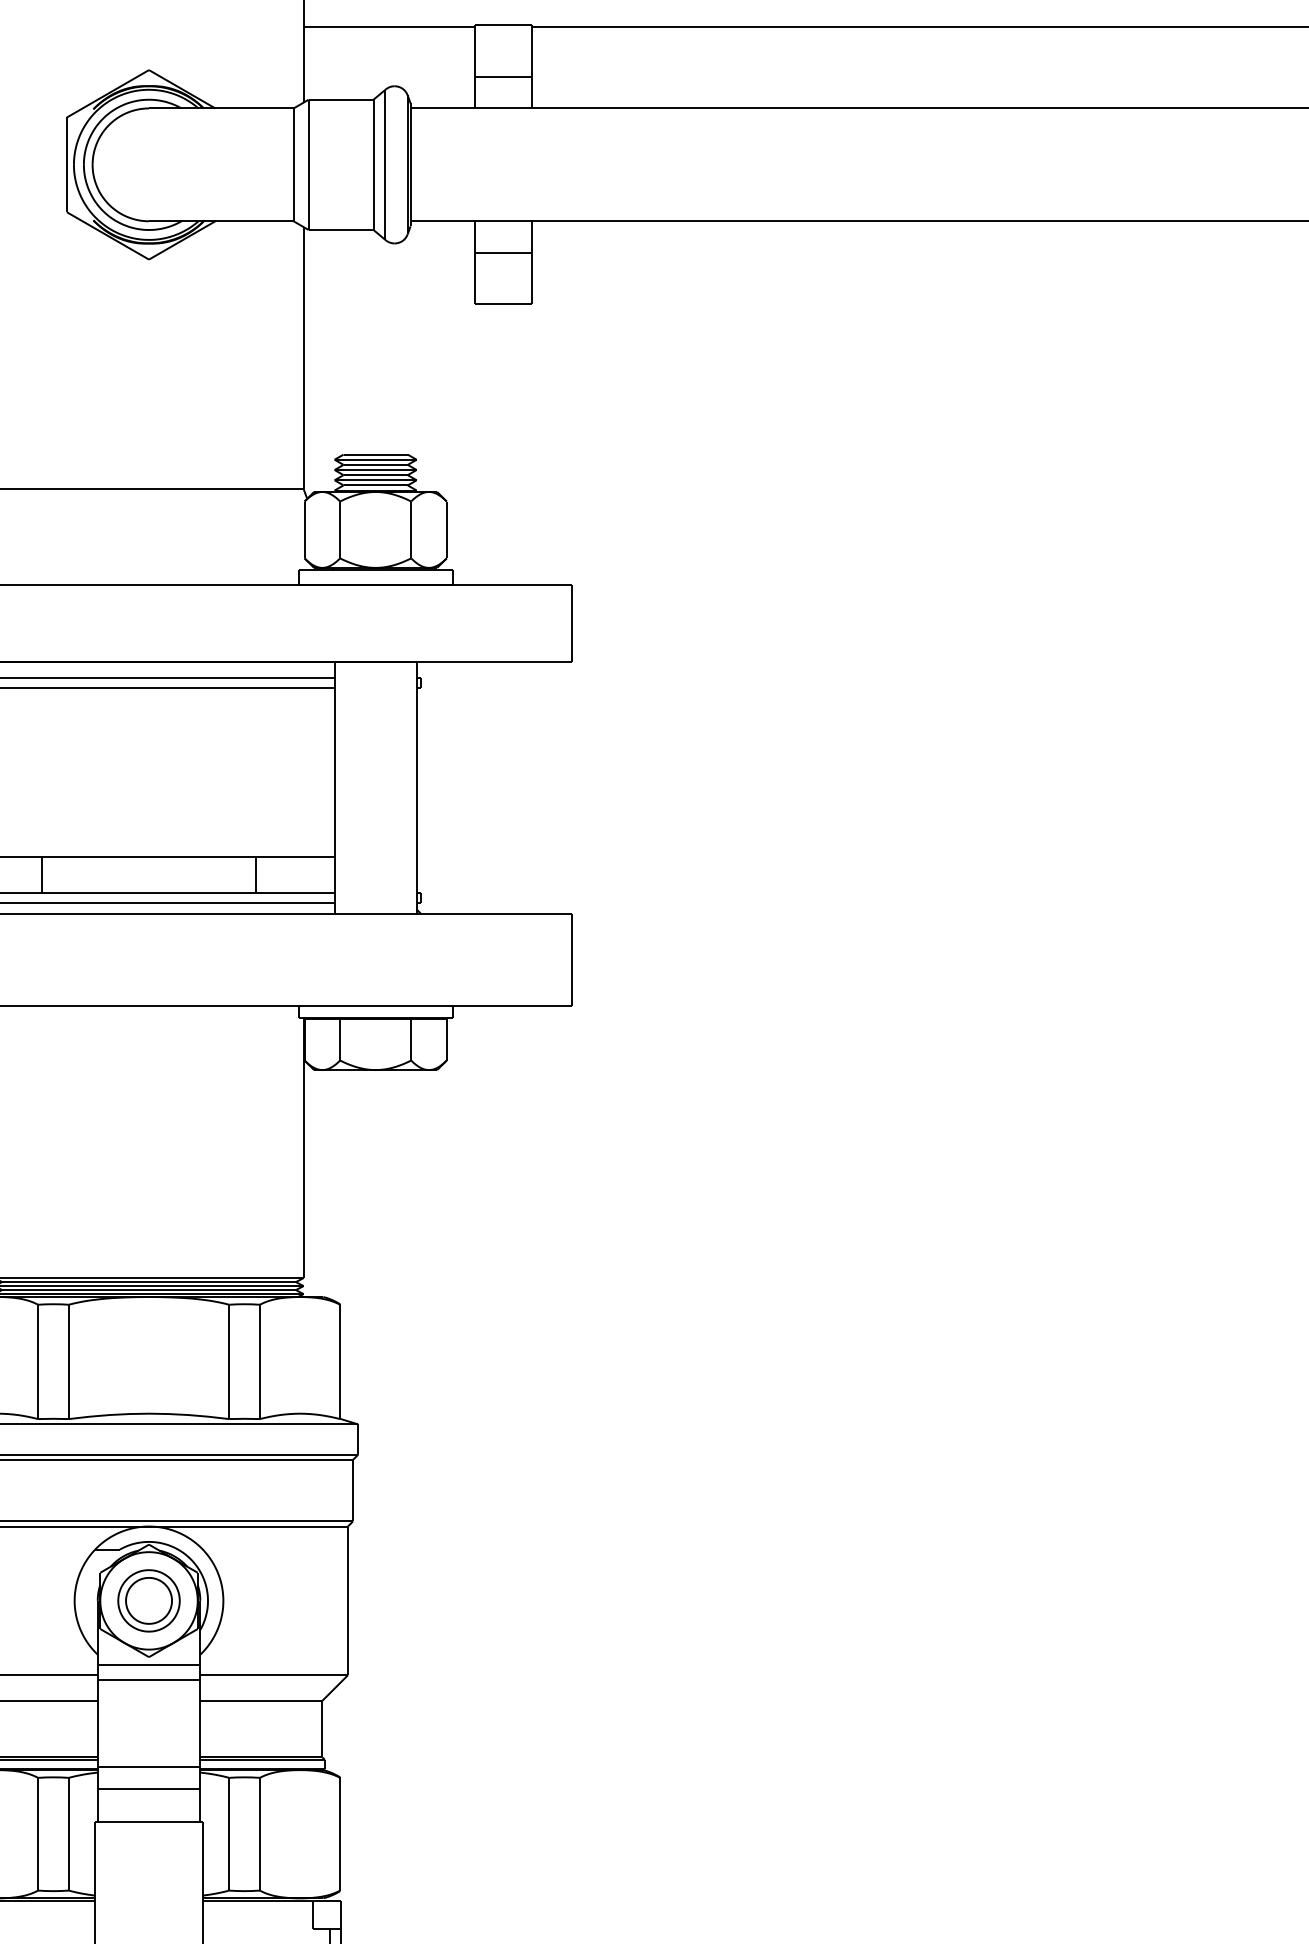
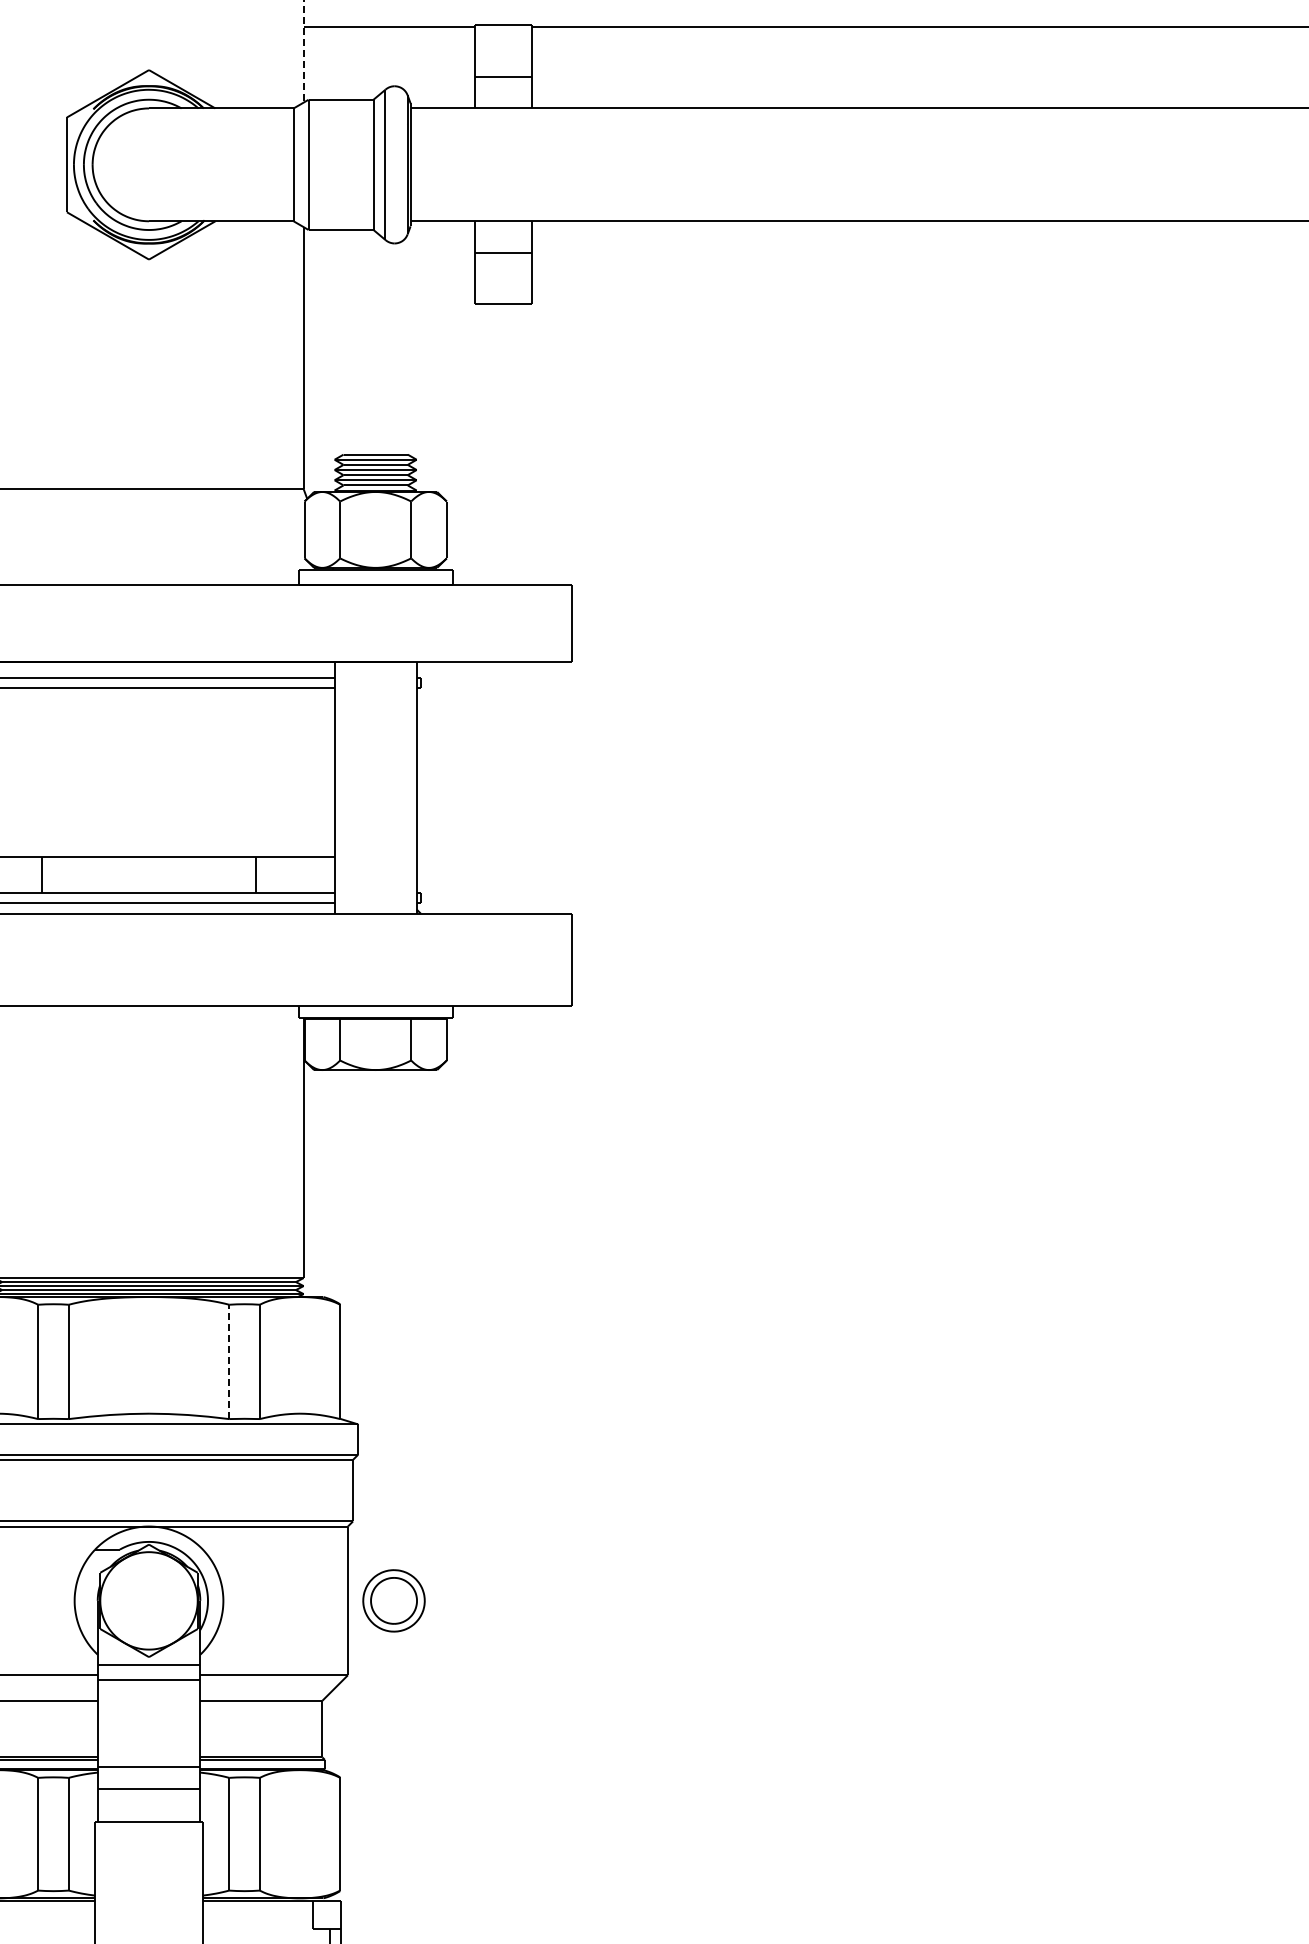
line: solid -> dashed (303, 51)
line: solid -> dashed (229, 1361)
part position: (148, 1600) -> (393, 1600) (393, 1600)
